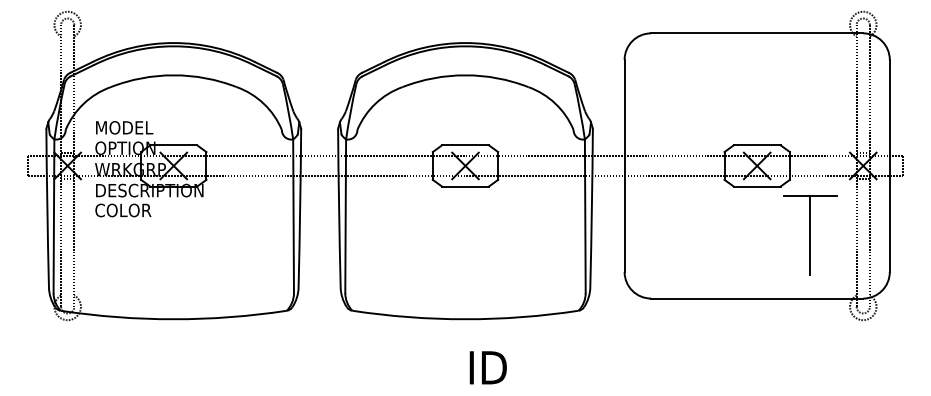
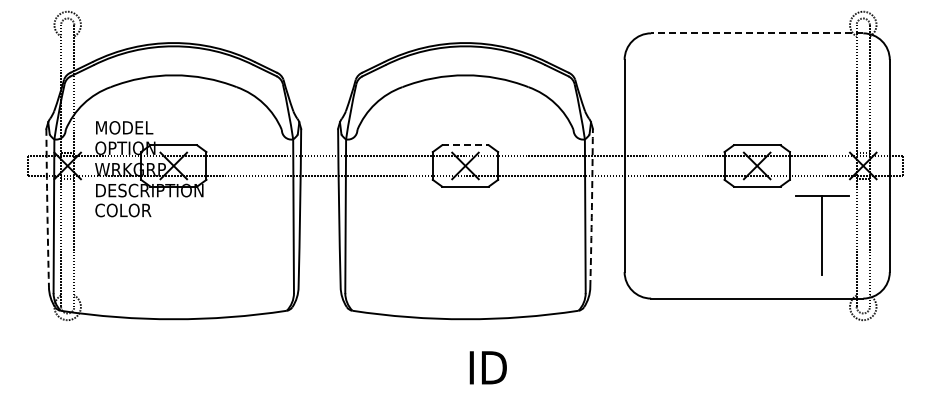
line: solid -> dashed (756, 33)
line: solid -> dashed (465, 145)
arc: solid -> dashed (47, 207)
arc: solid -> dashed (591, 207)
part position: (810, 235) -> (822, 235) (822, 235)
